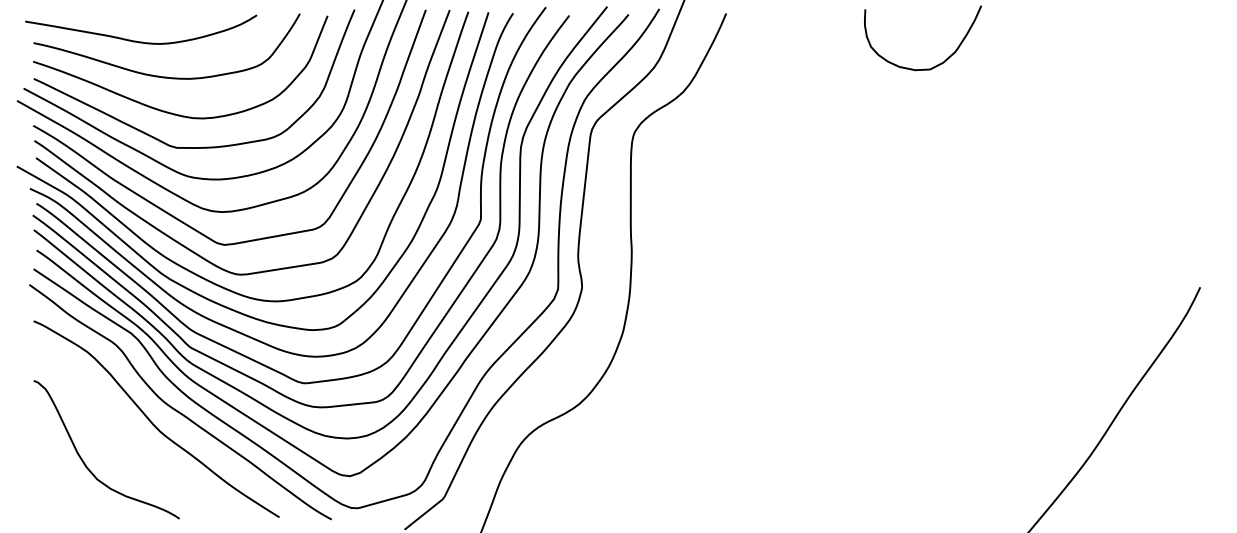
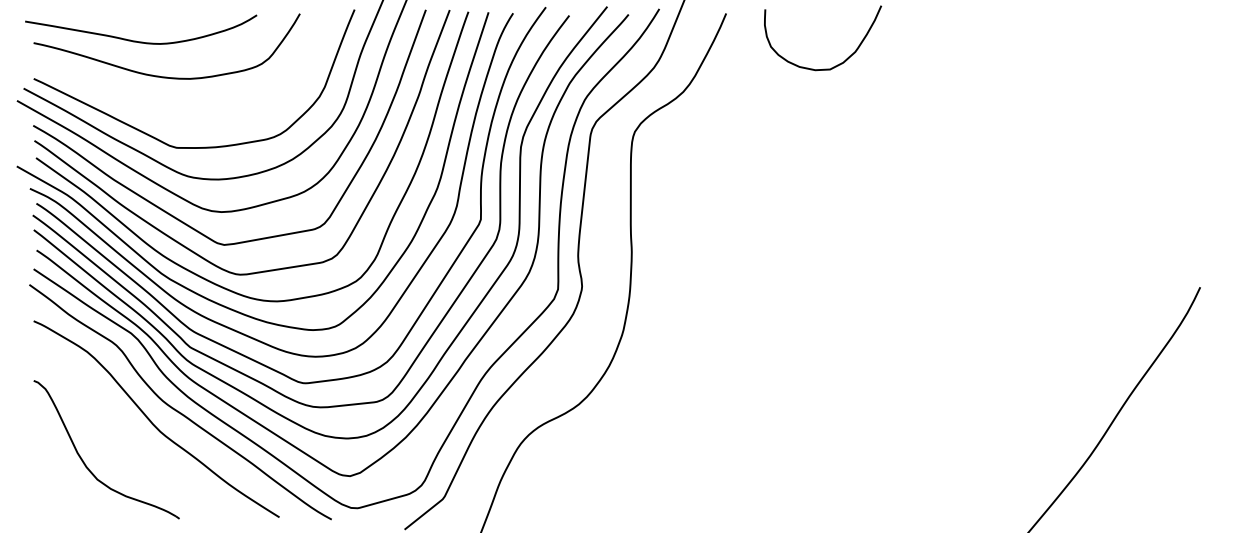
curve position: (937, 64) -> (837, 64) (837, 64)
curve: present -> none (168, 111)
